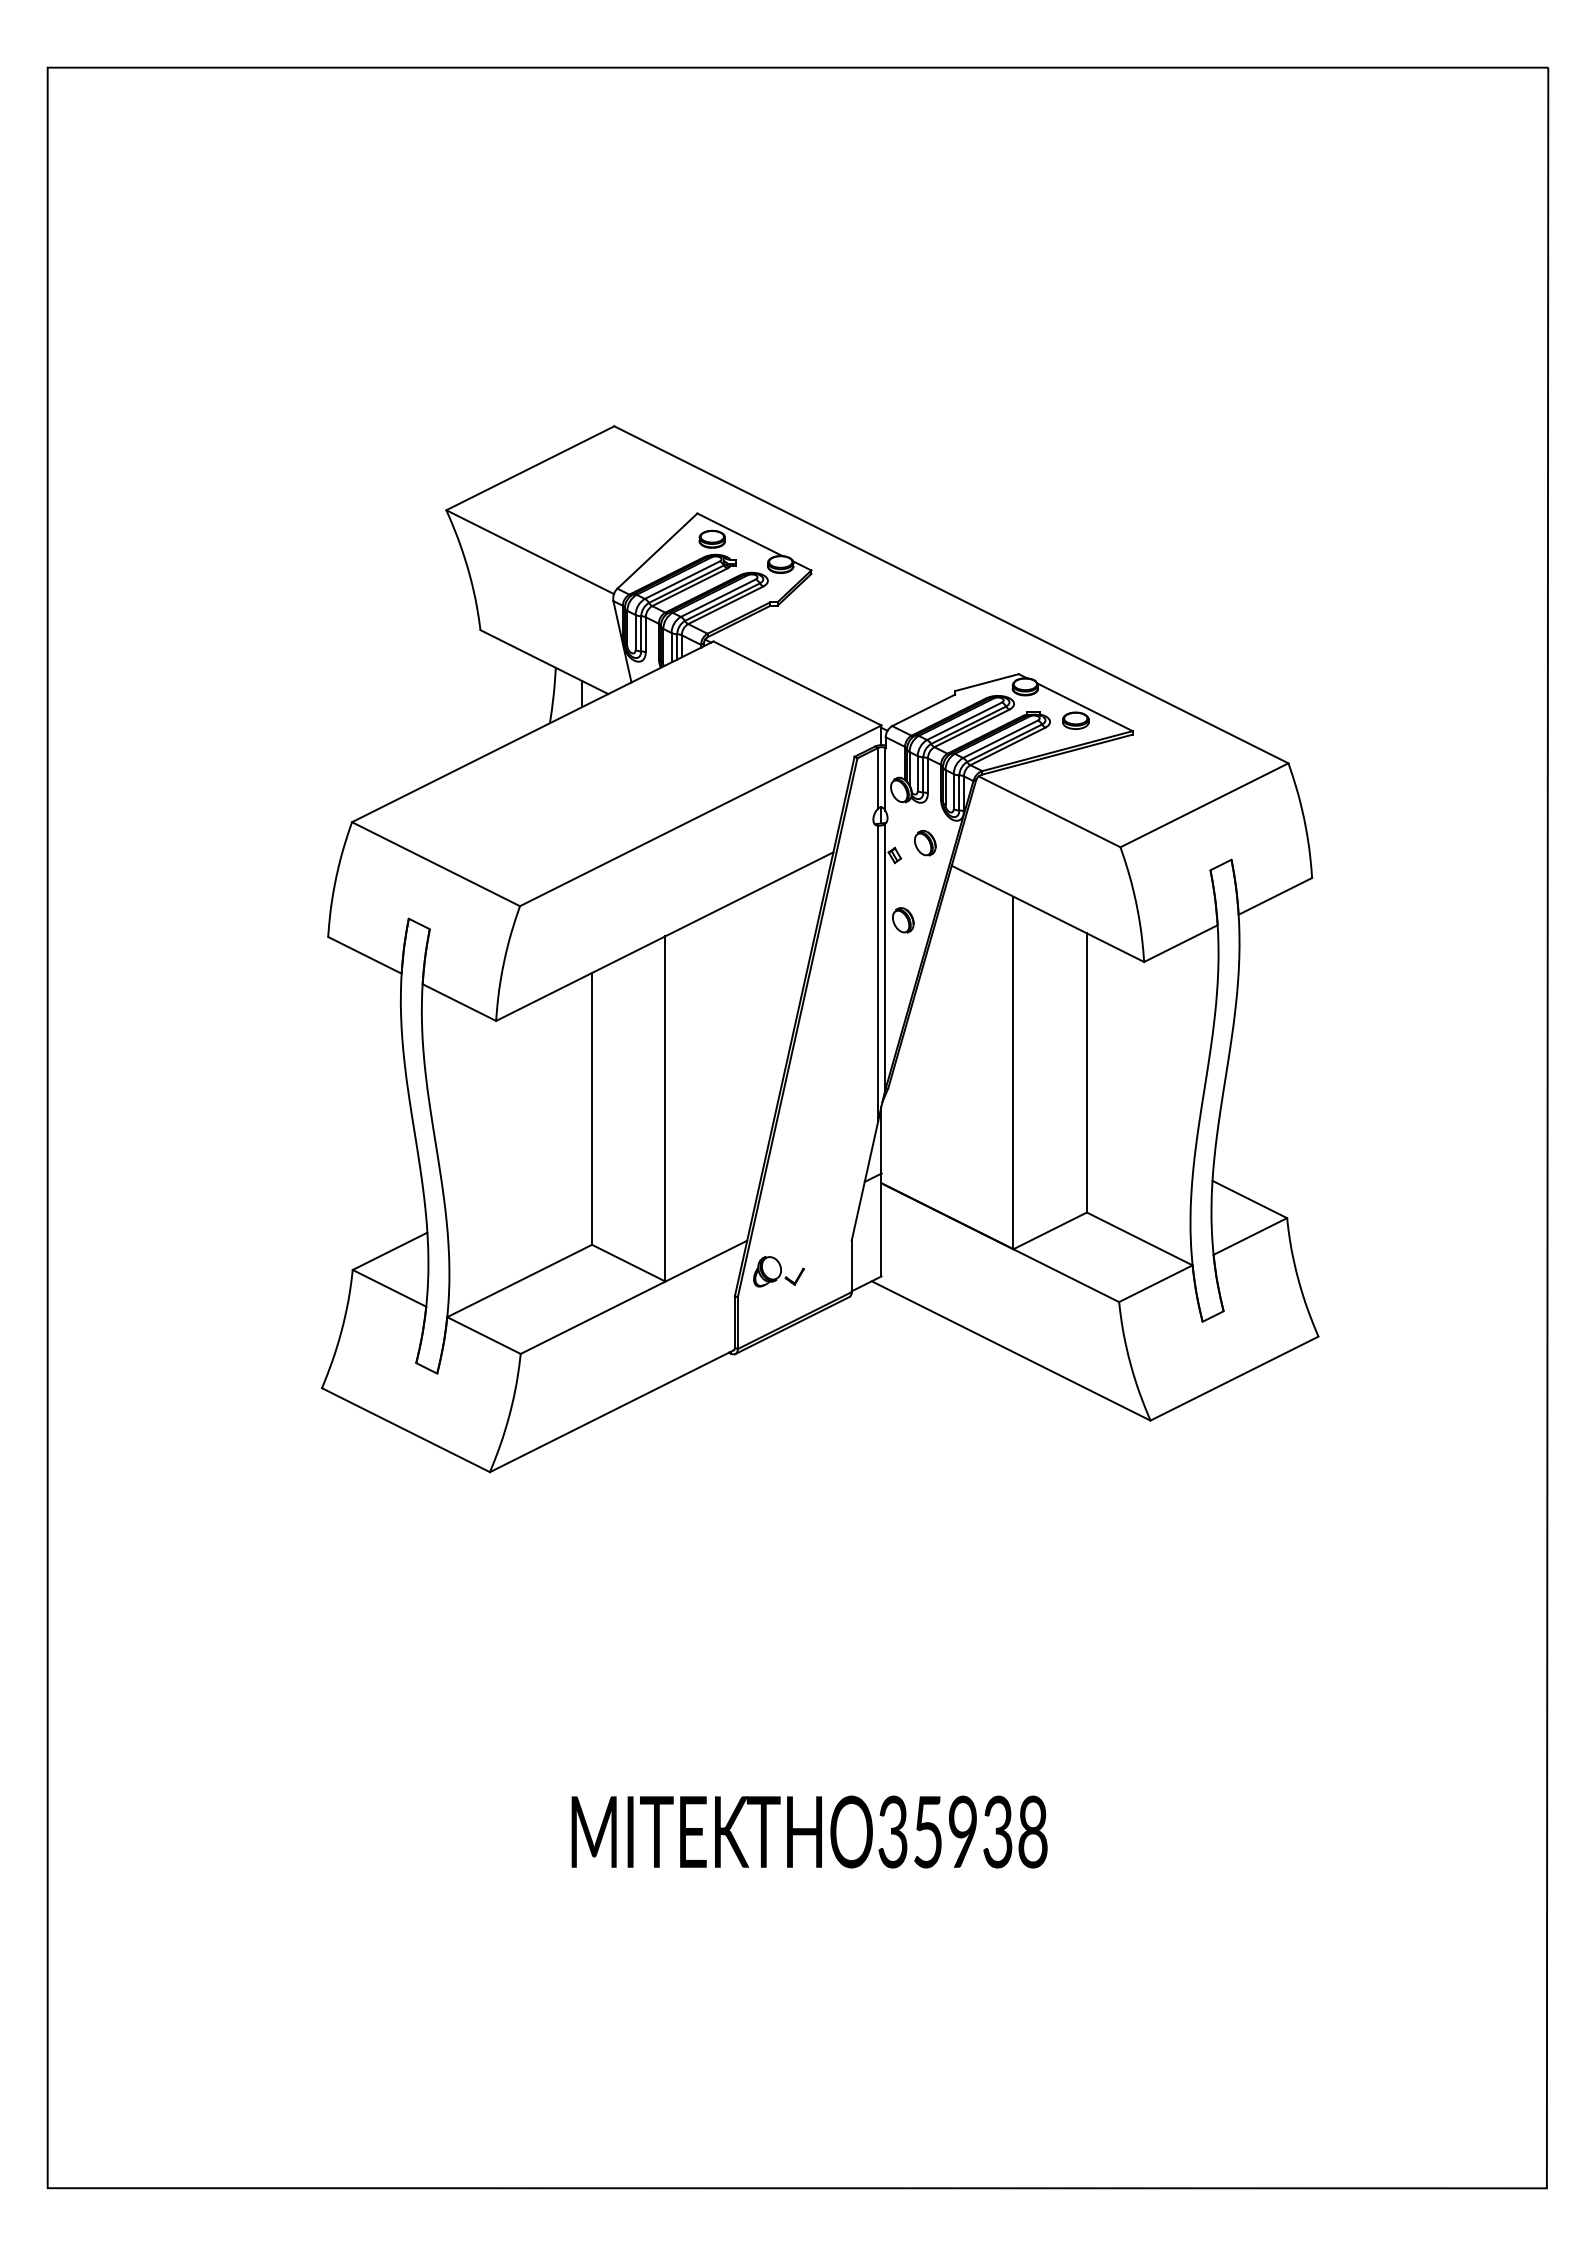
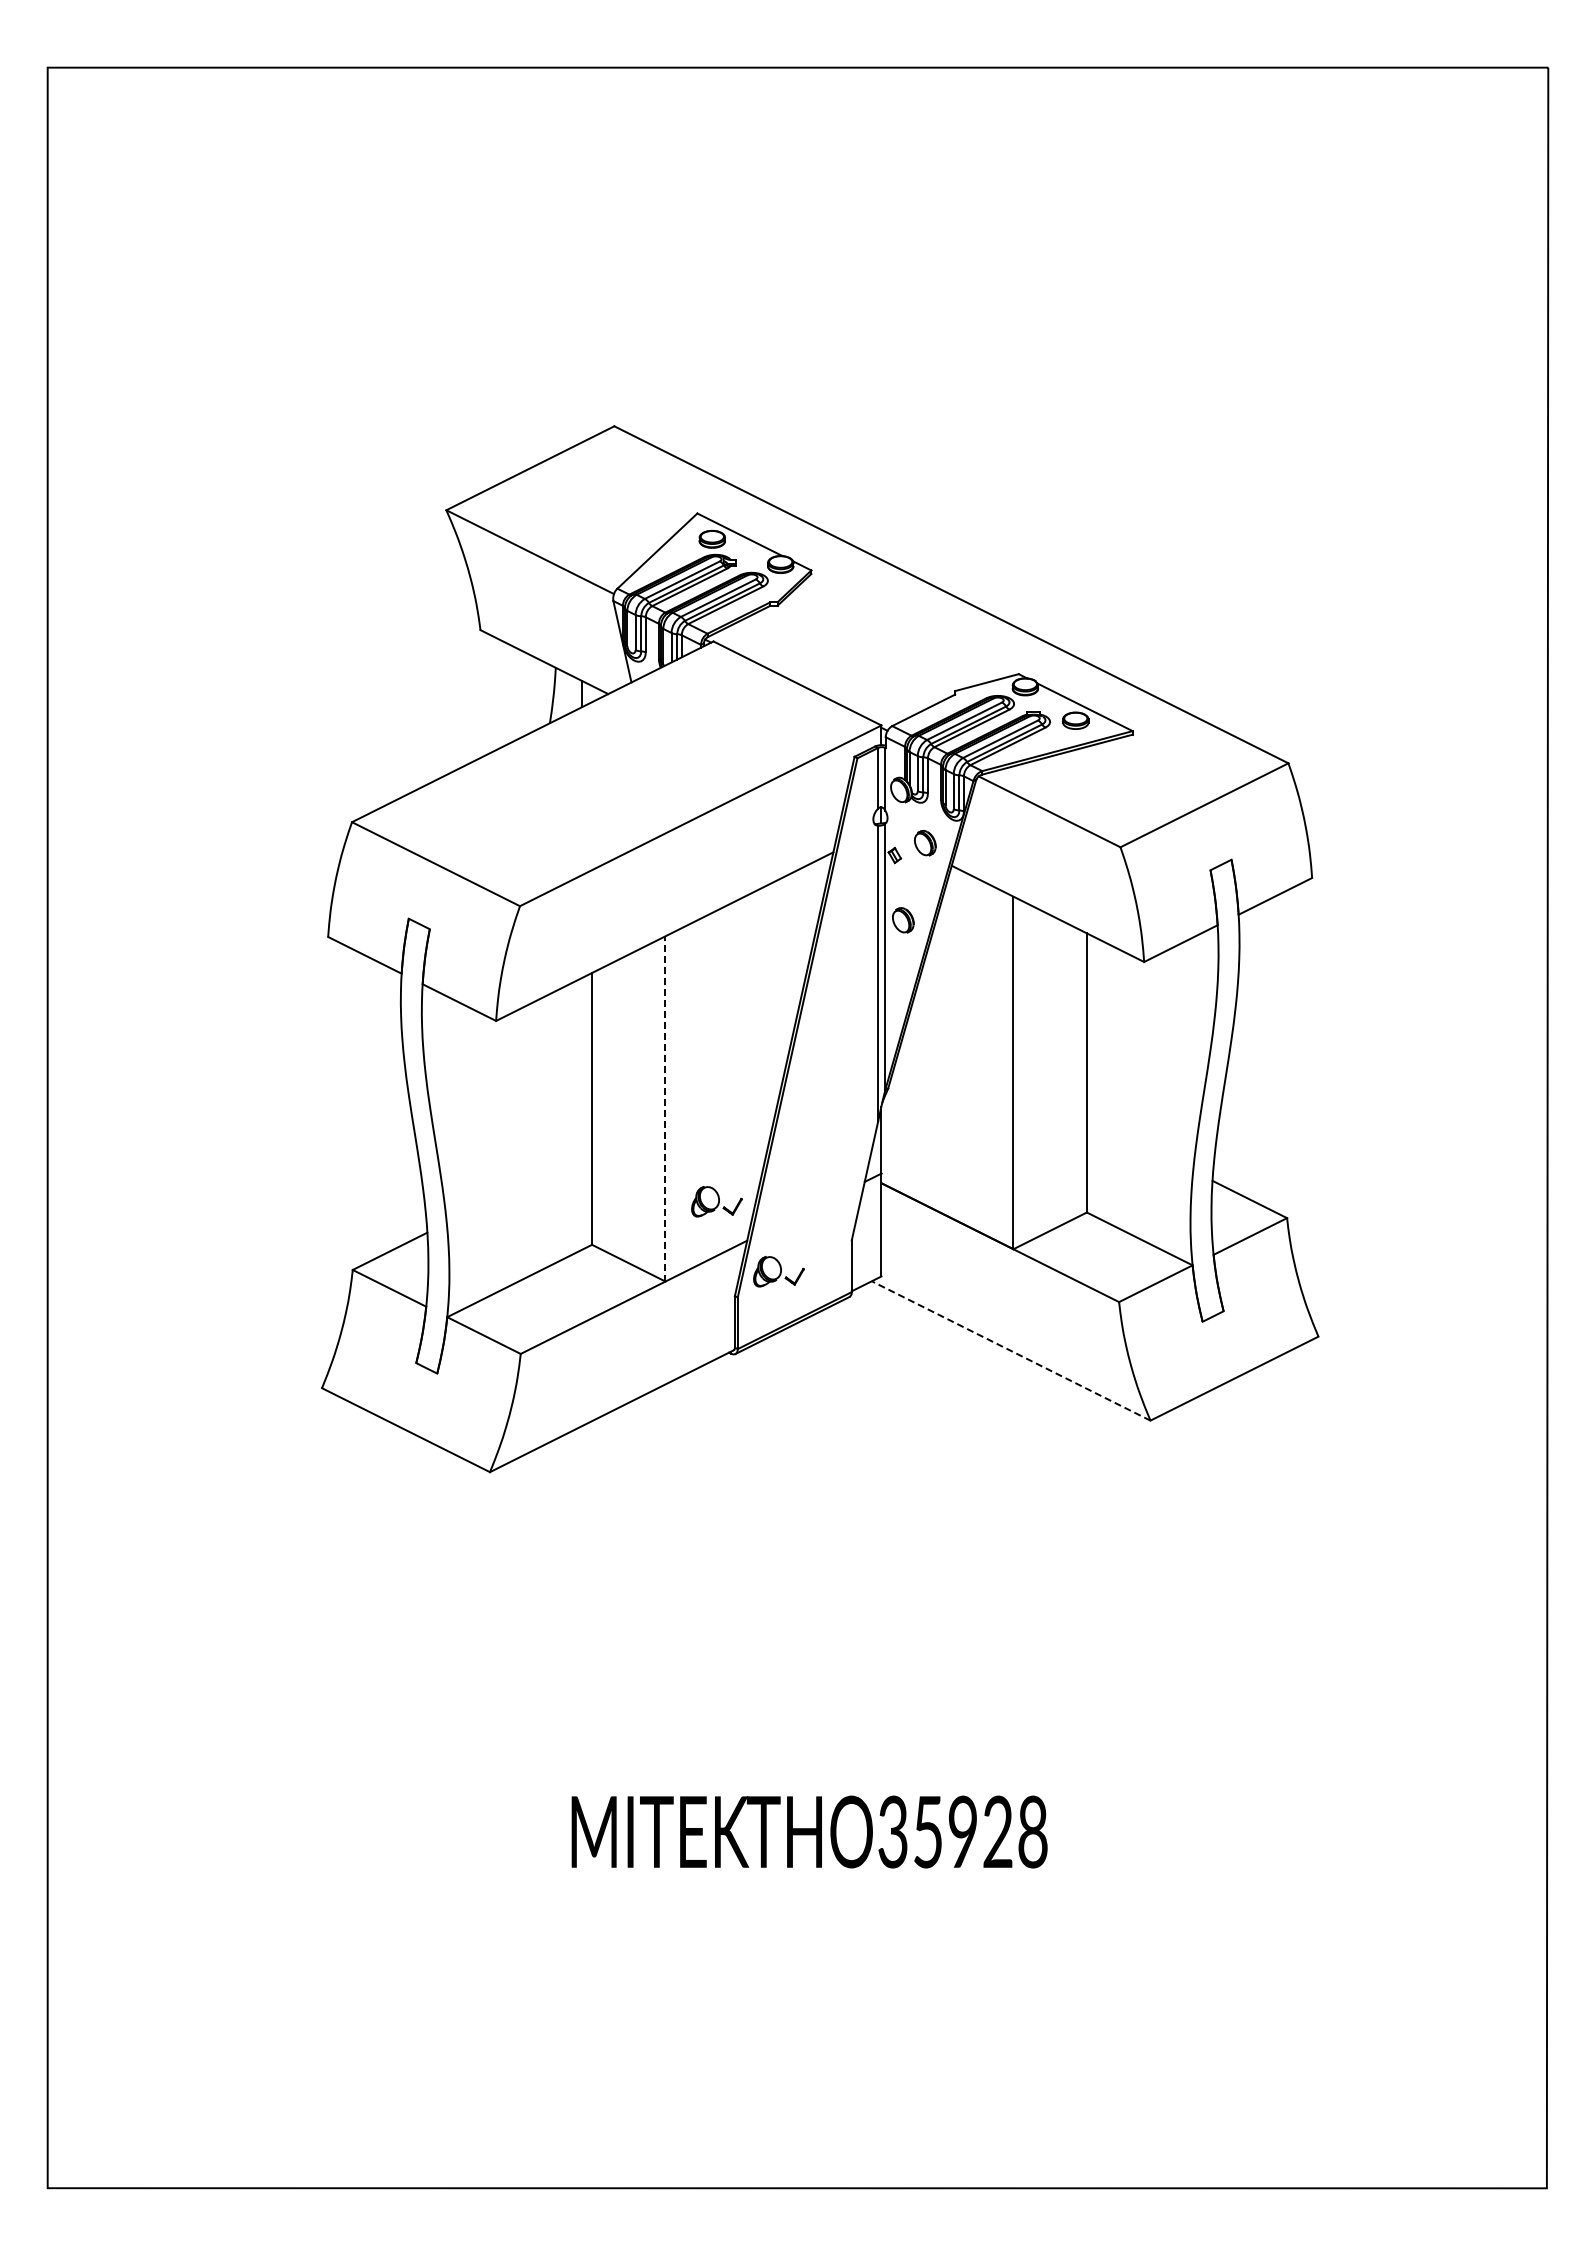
line: solid -> dashed (665, 1108)
part: none -> present (716, 1201)
line: solid -> dashed (1011, 1350)
text: THO35938 -> THO35928 (997, 1832)
